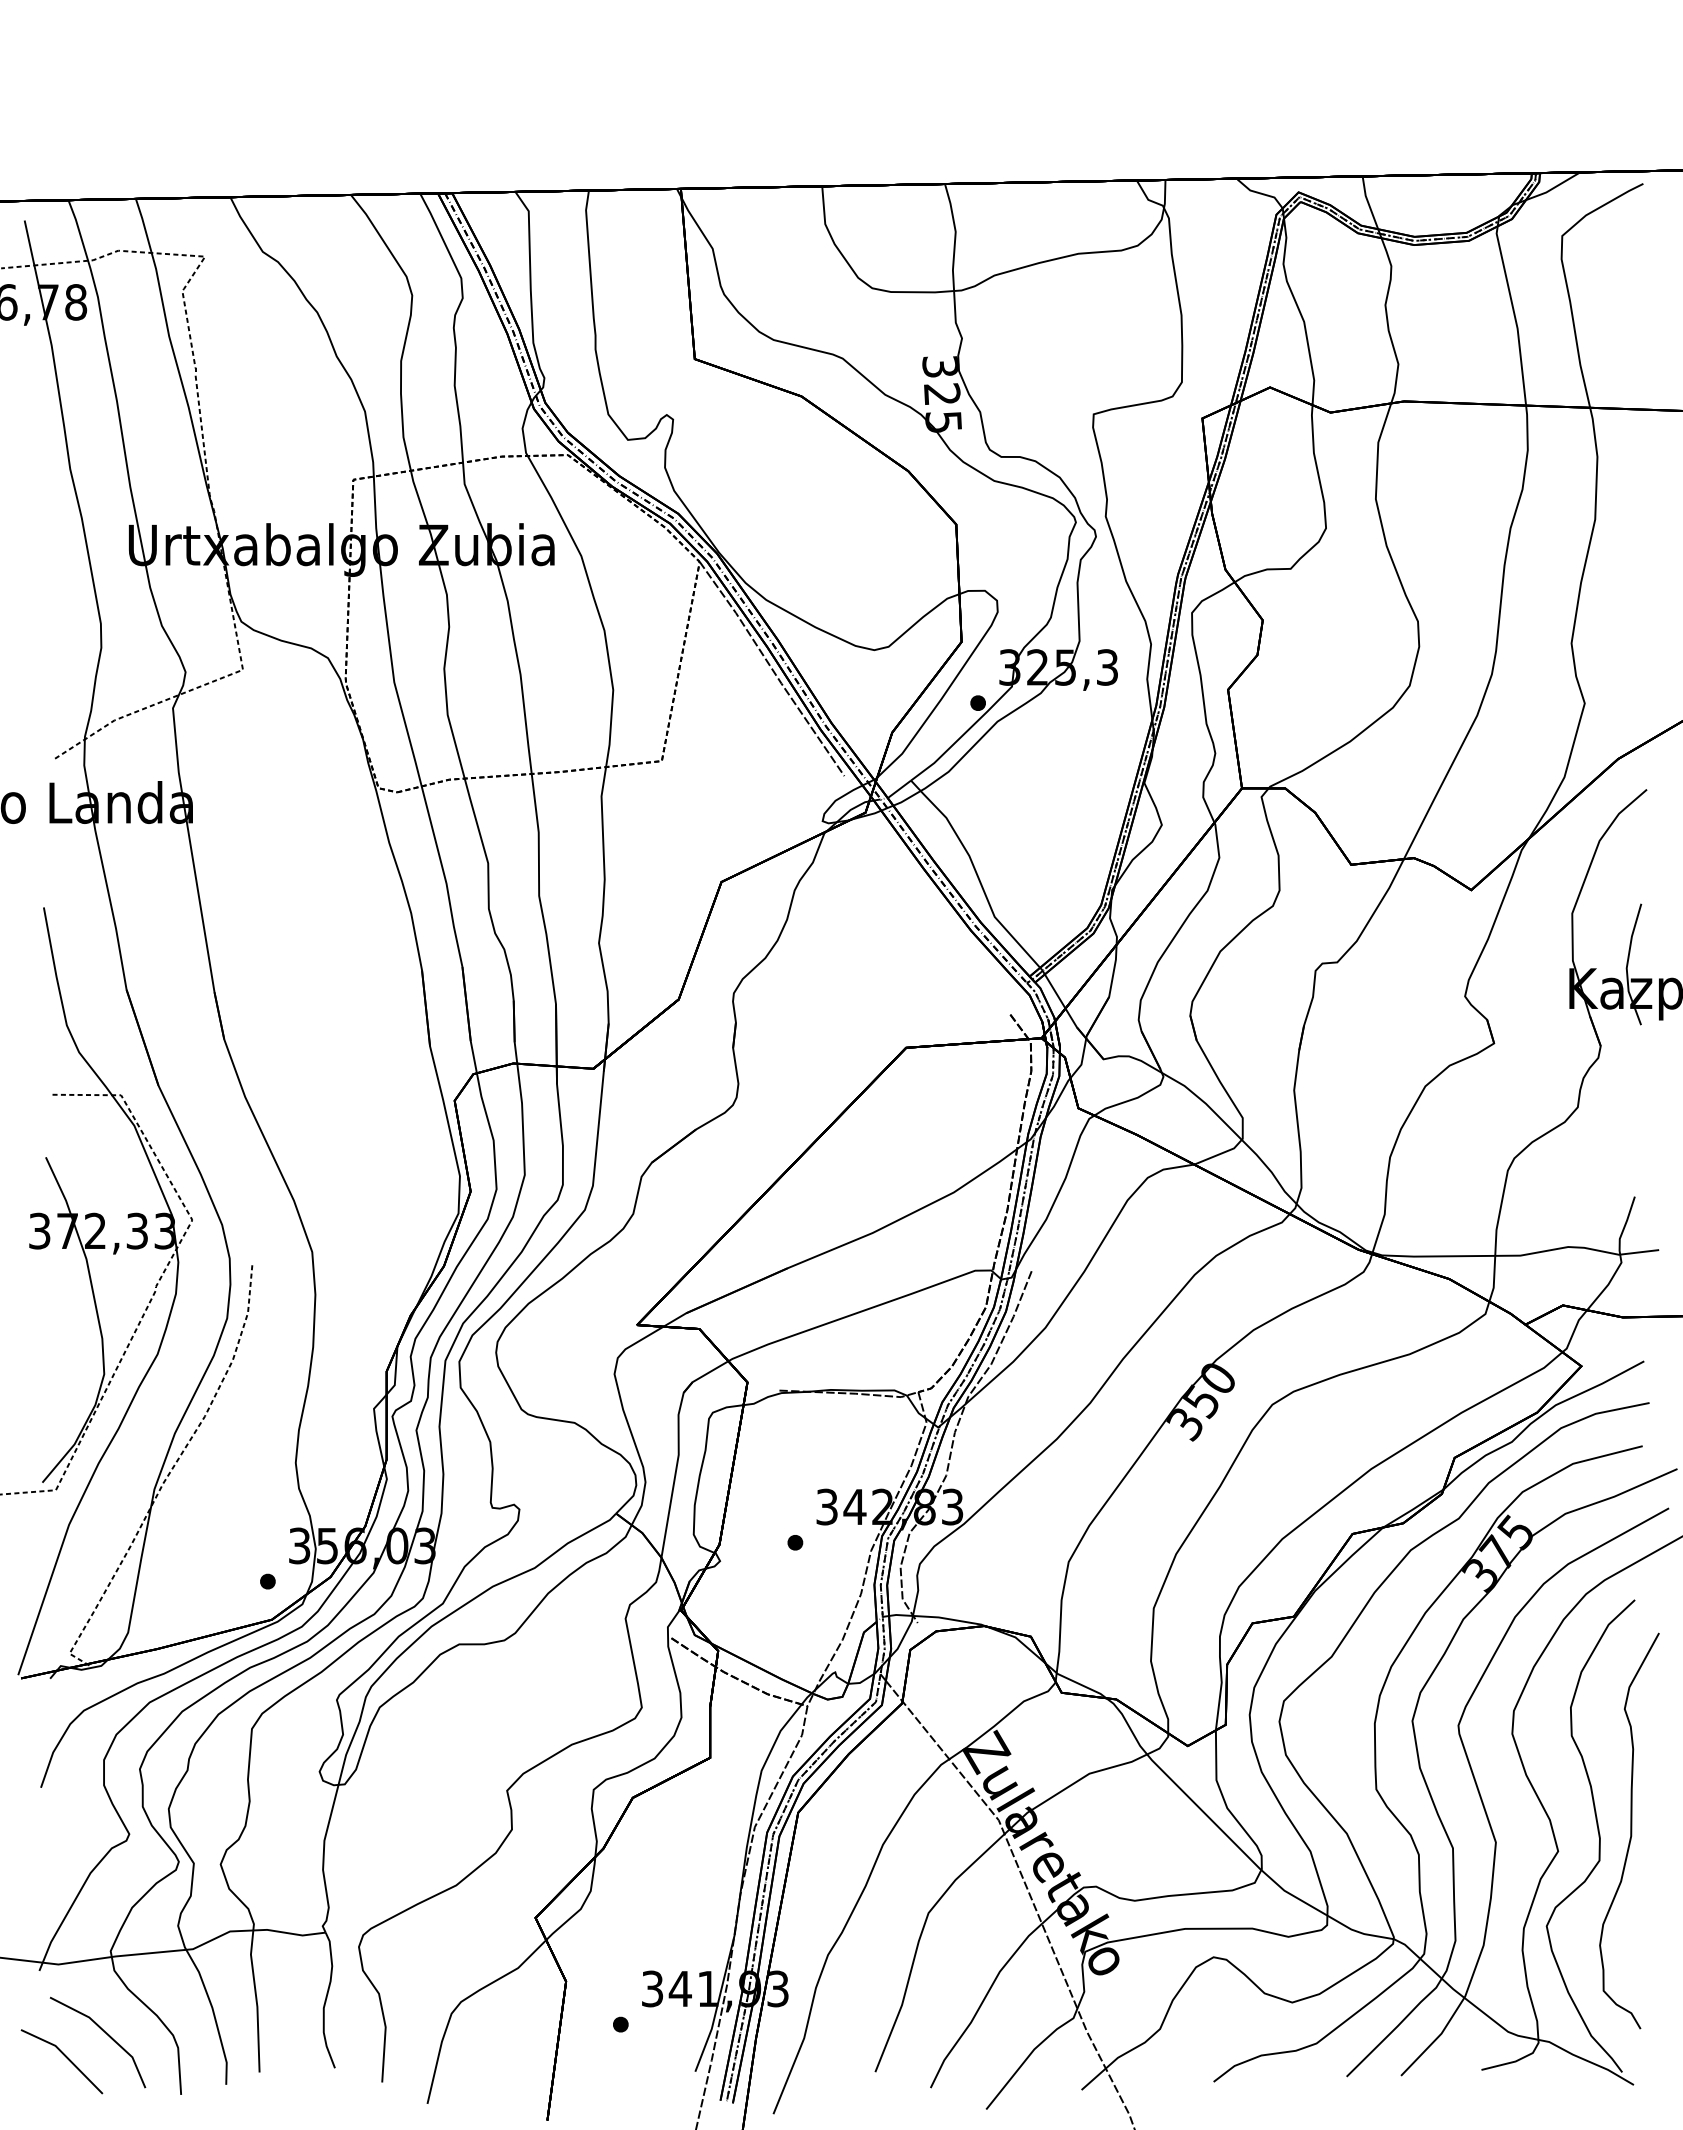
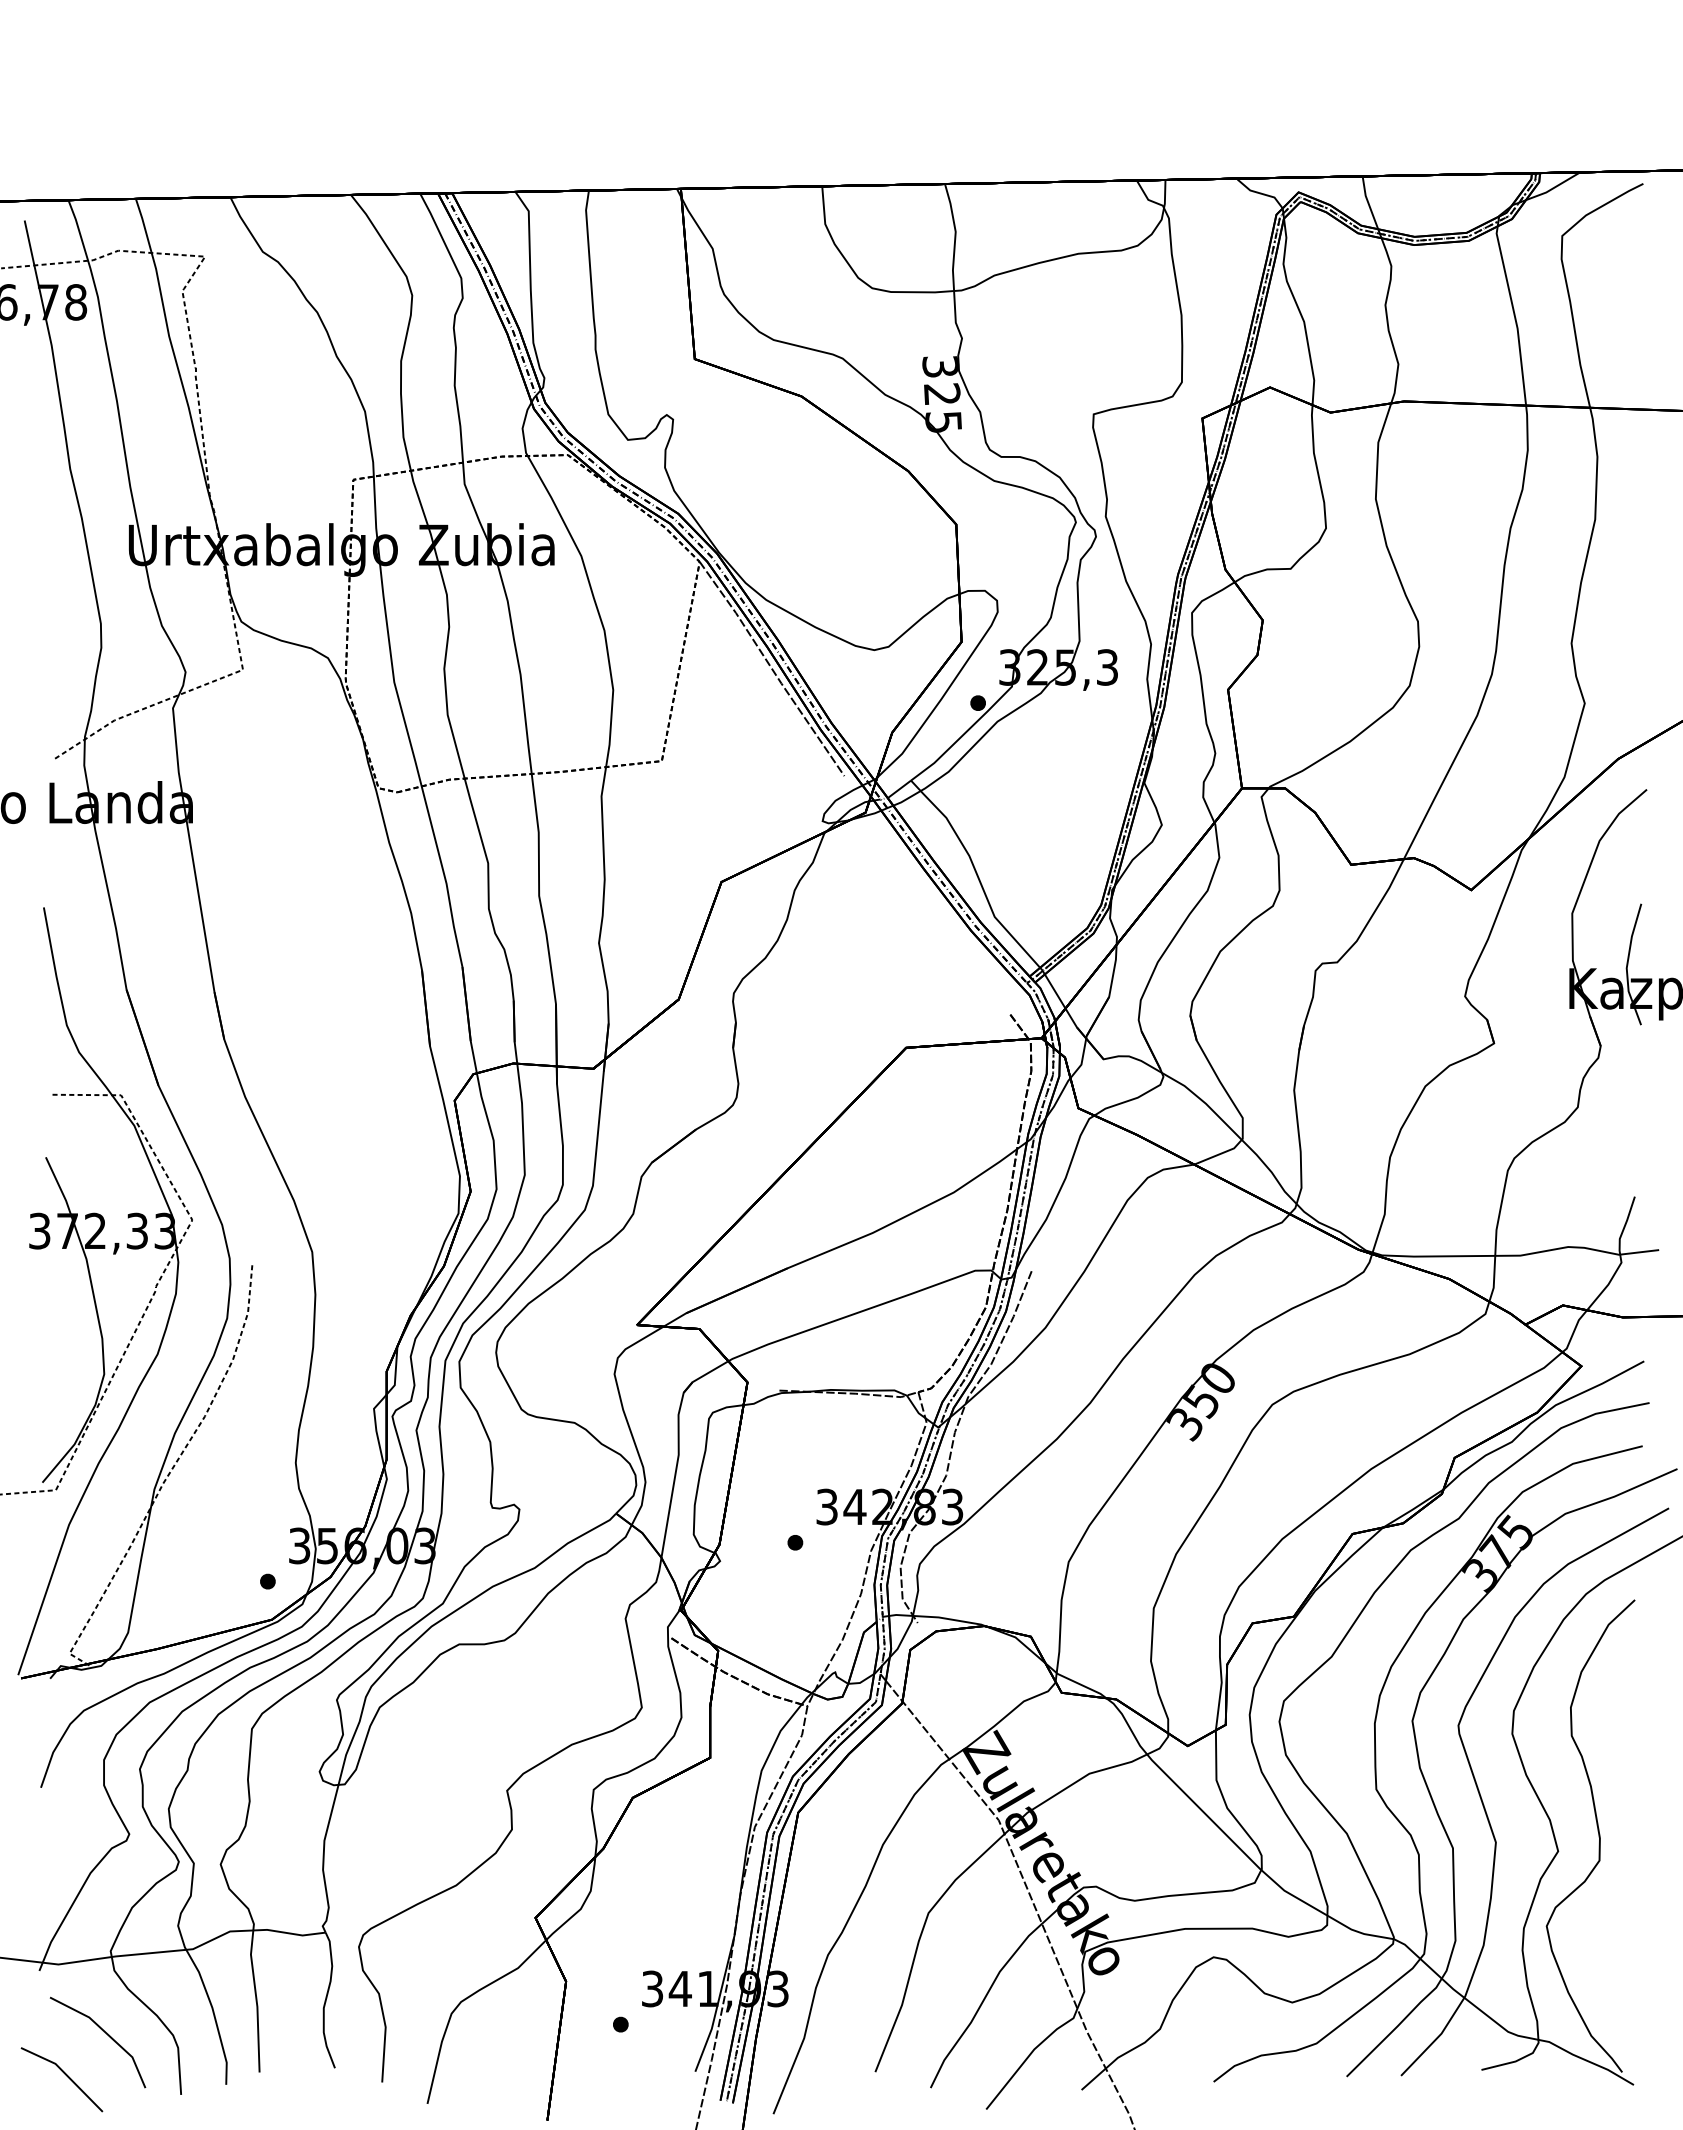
curve: present -> none (1630, 1830)
line position: (65, 2057) -> (65, 2075) (65, 2075)
